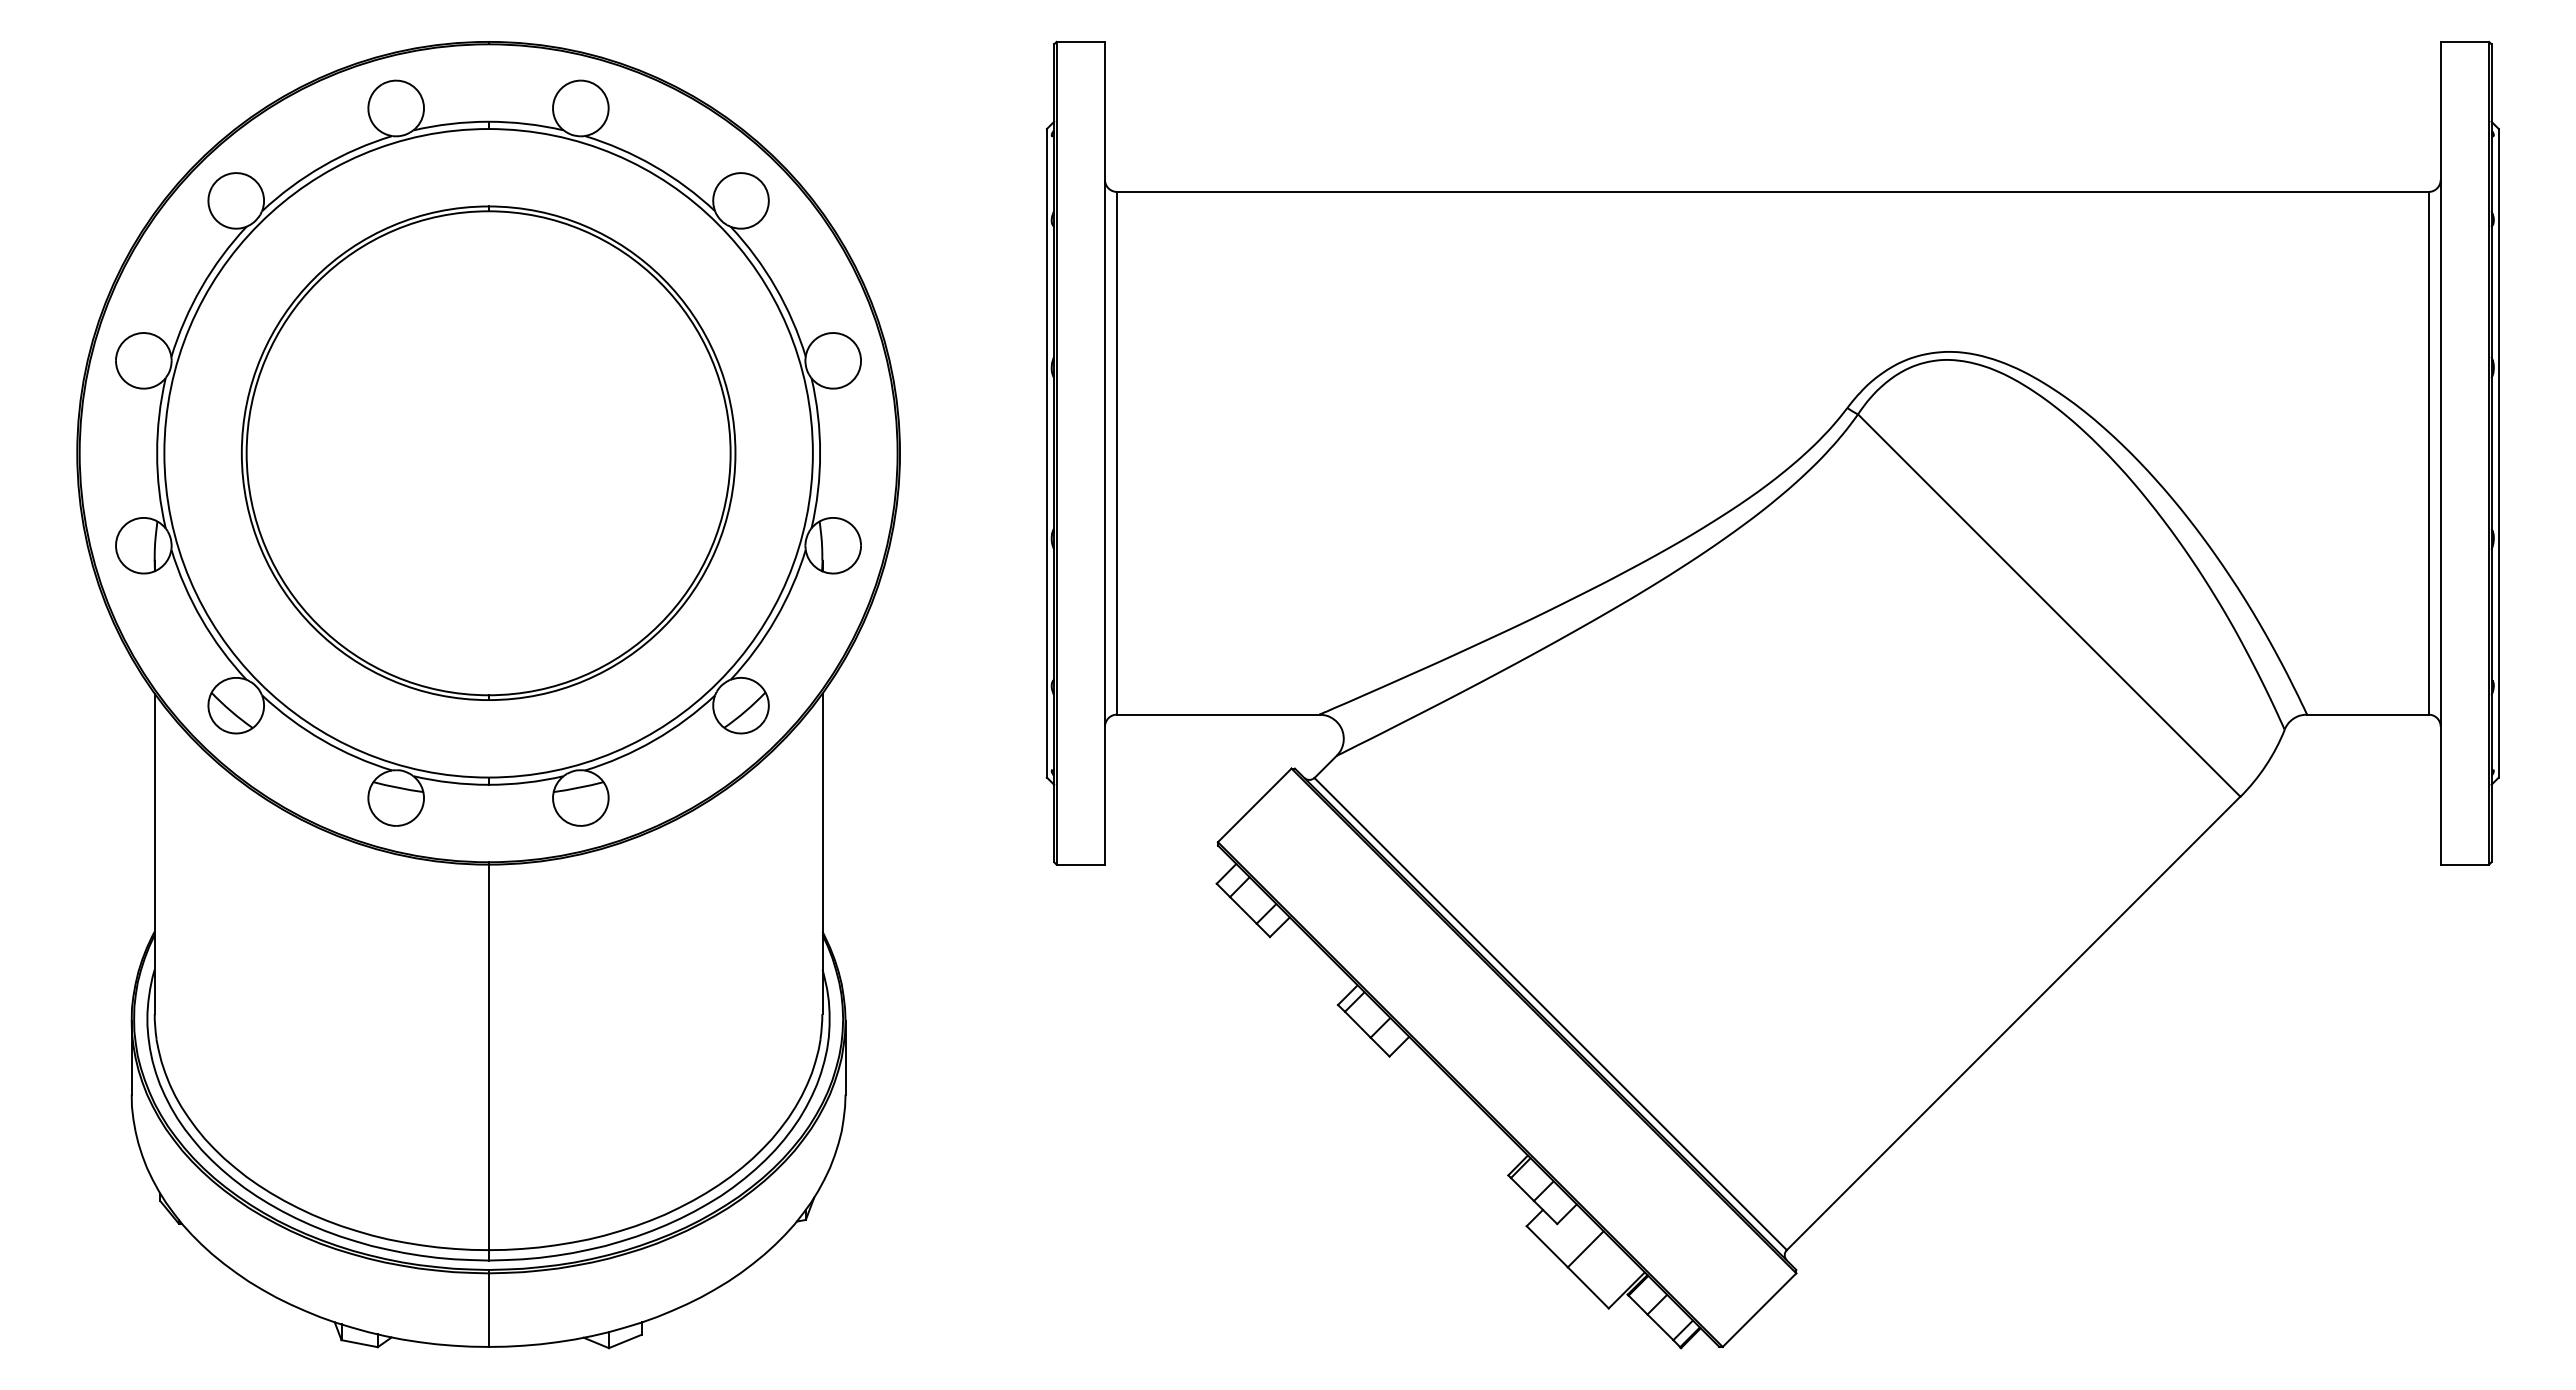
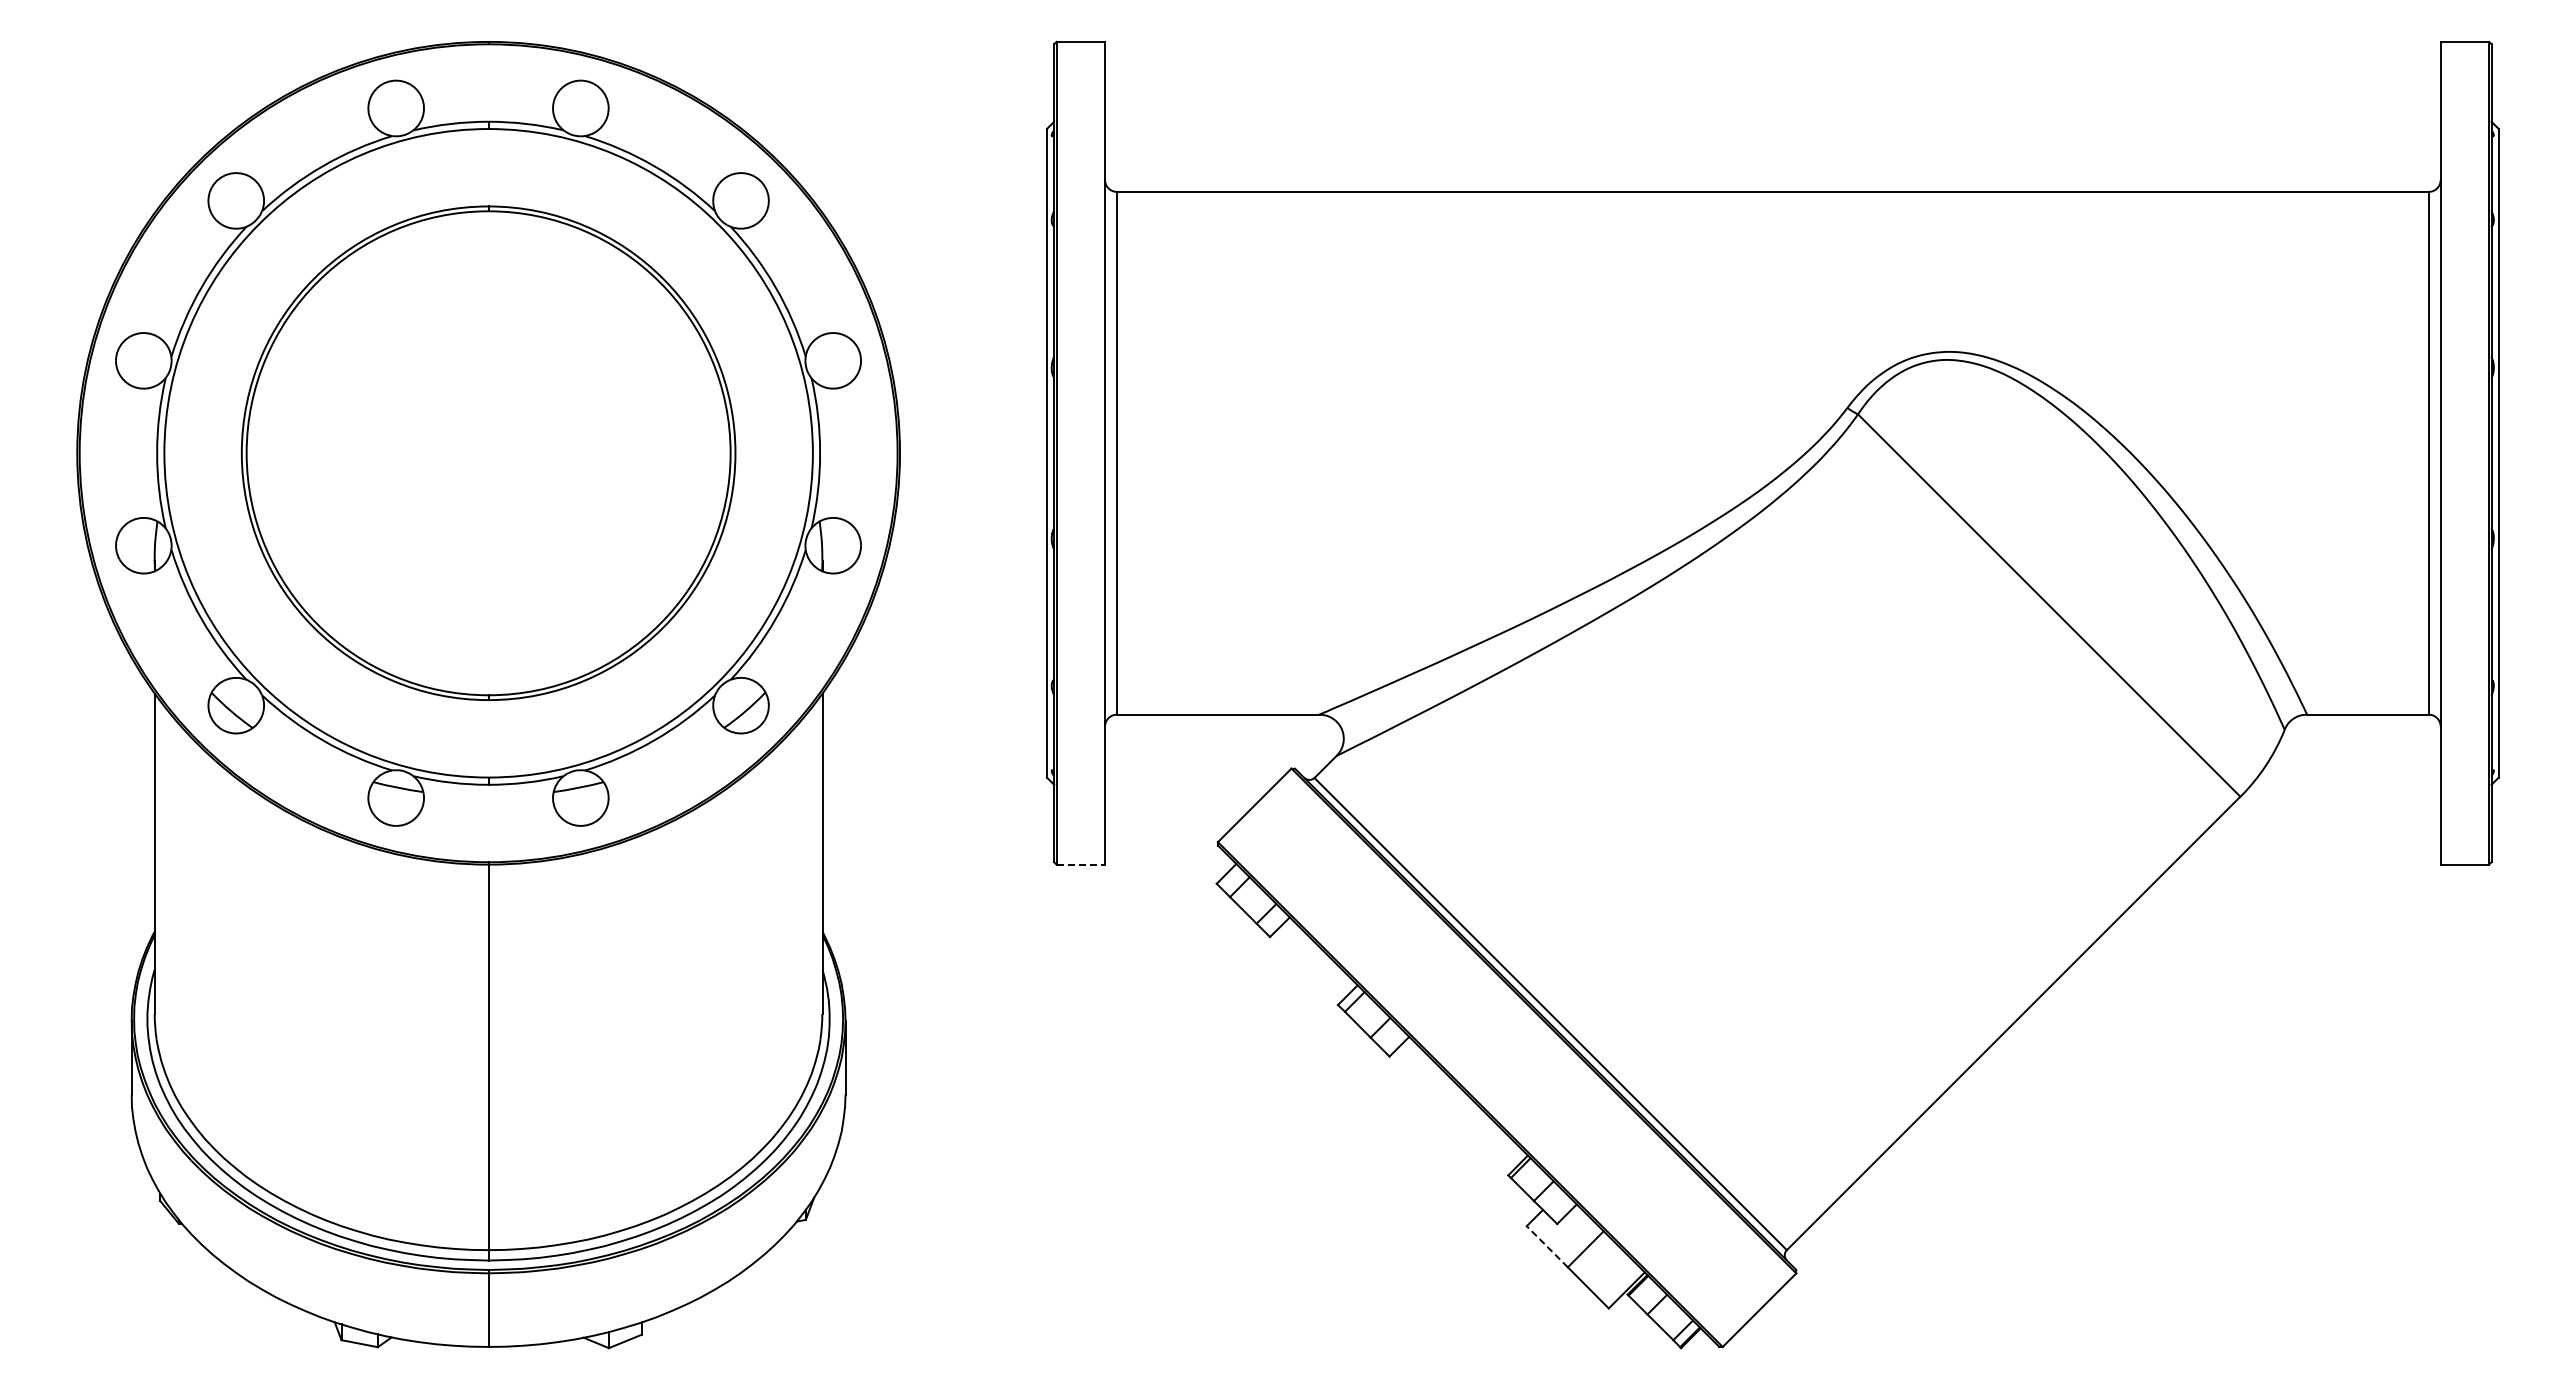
line: solid -> dashed (1081, 864)
line: solid -> dashed (1546, 1246)
